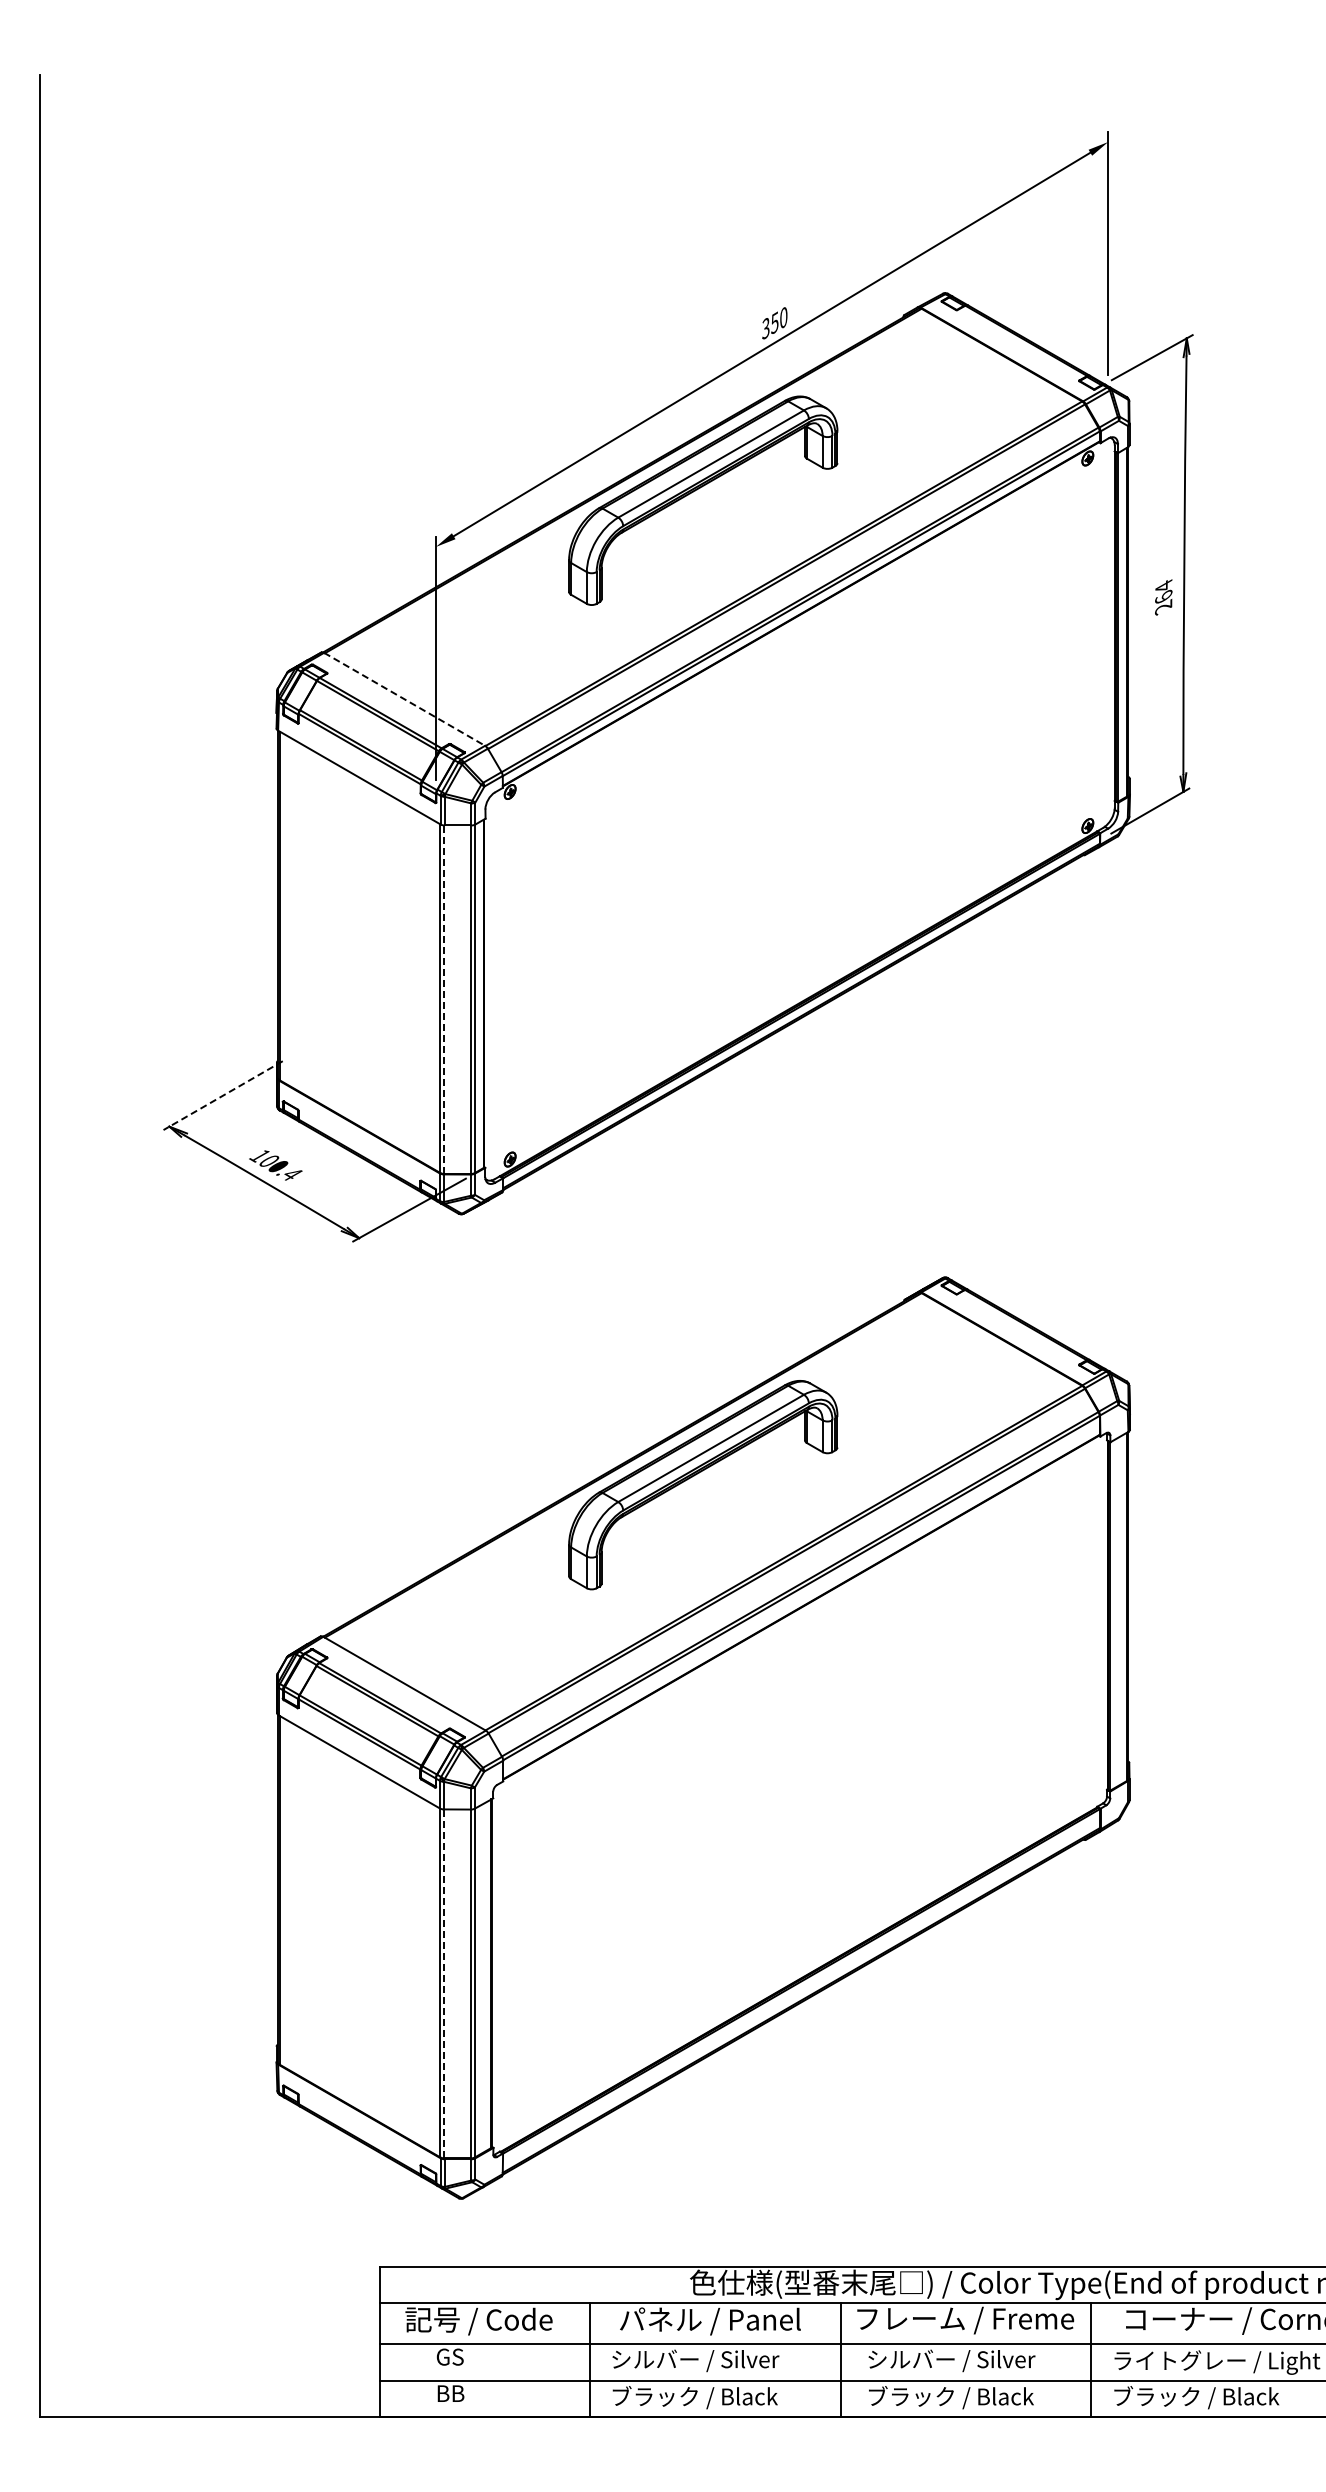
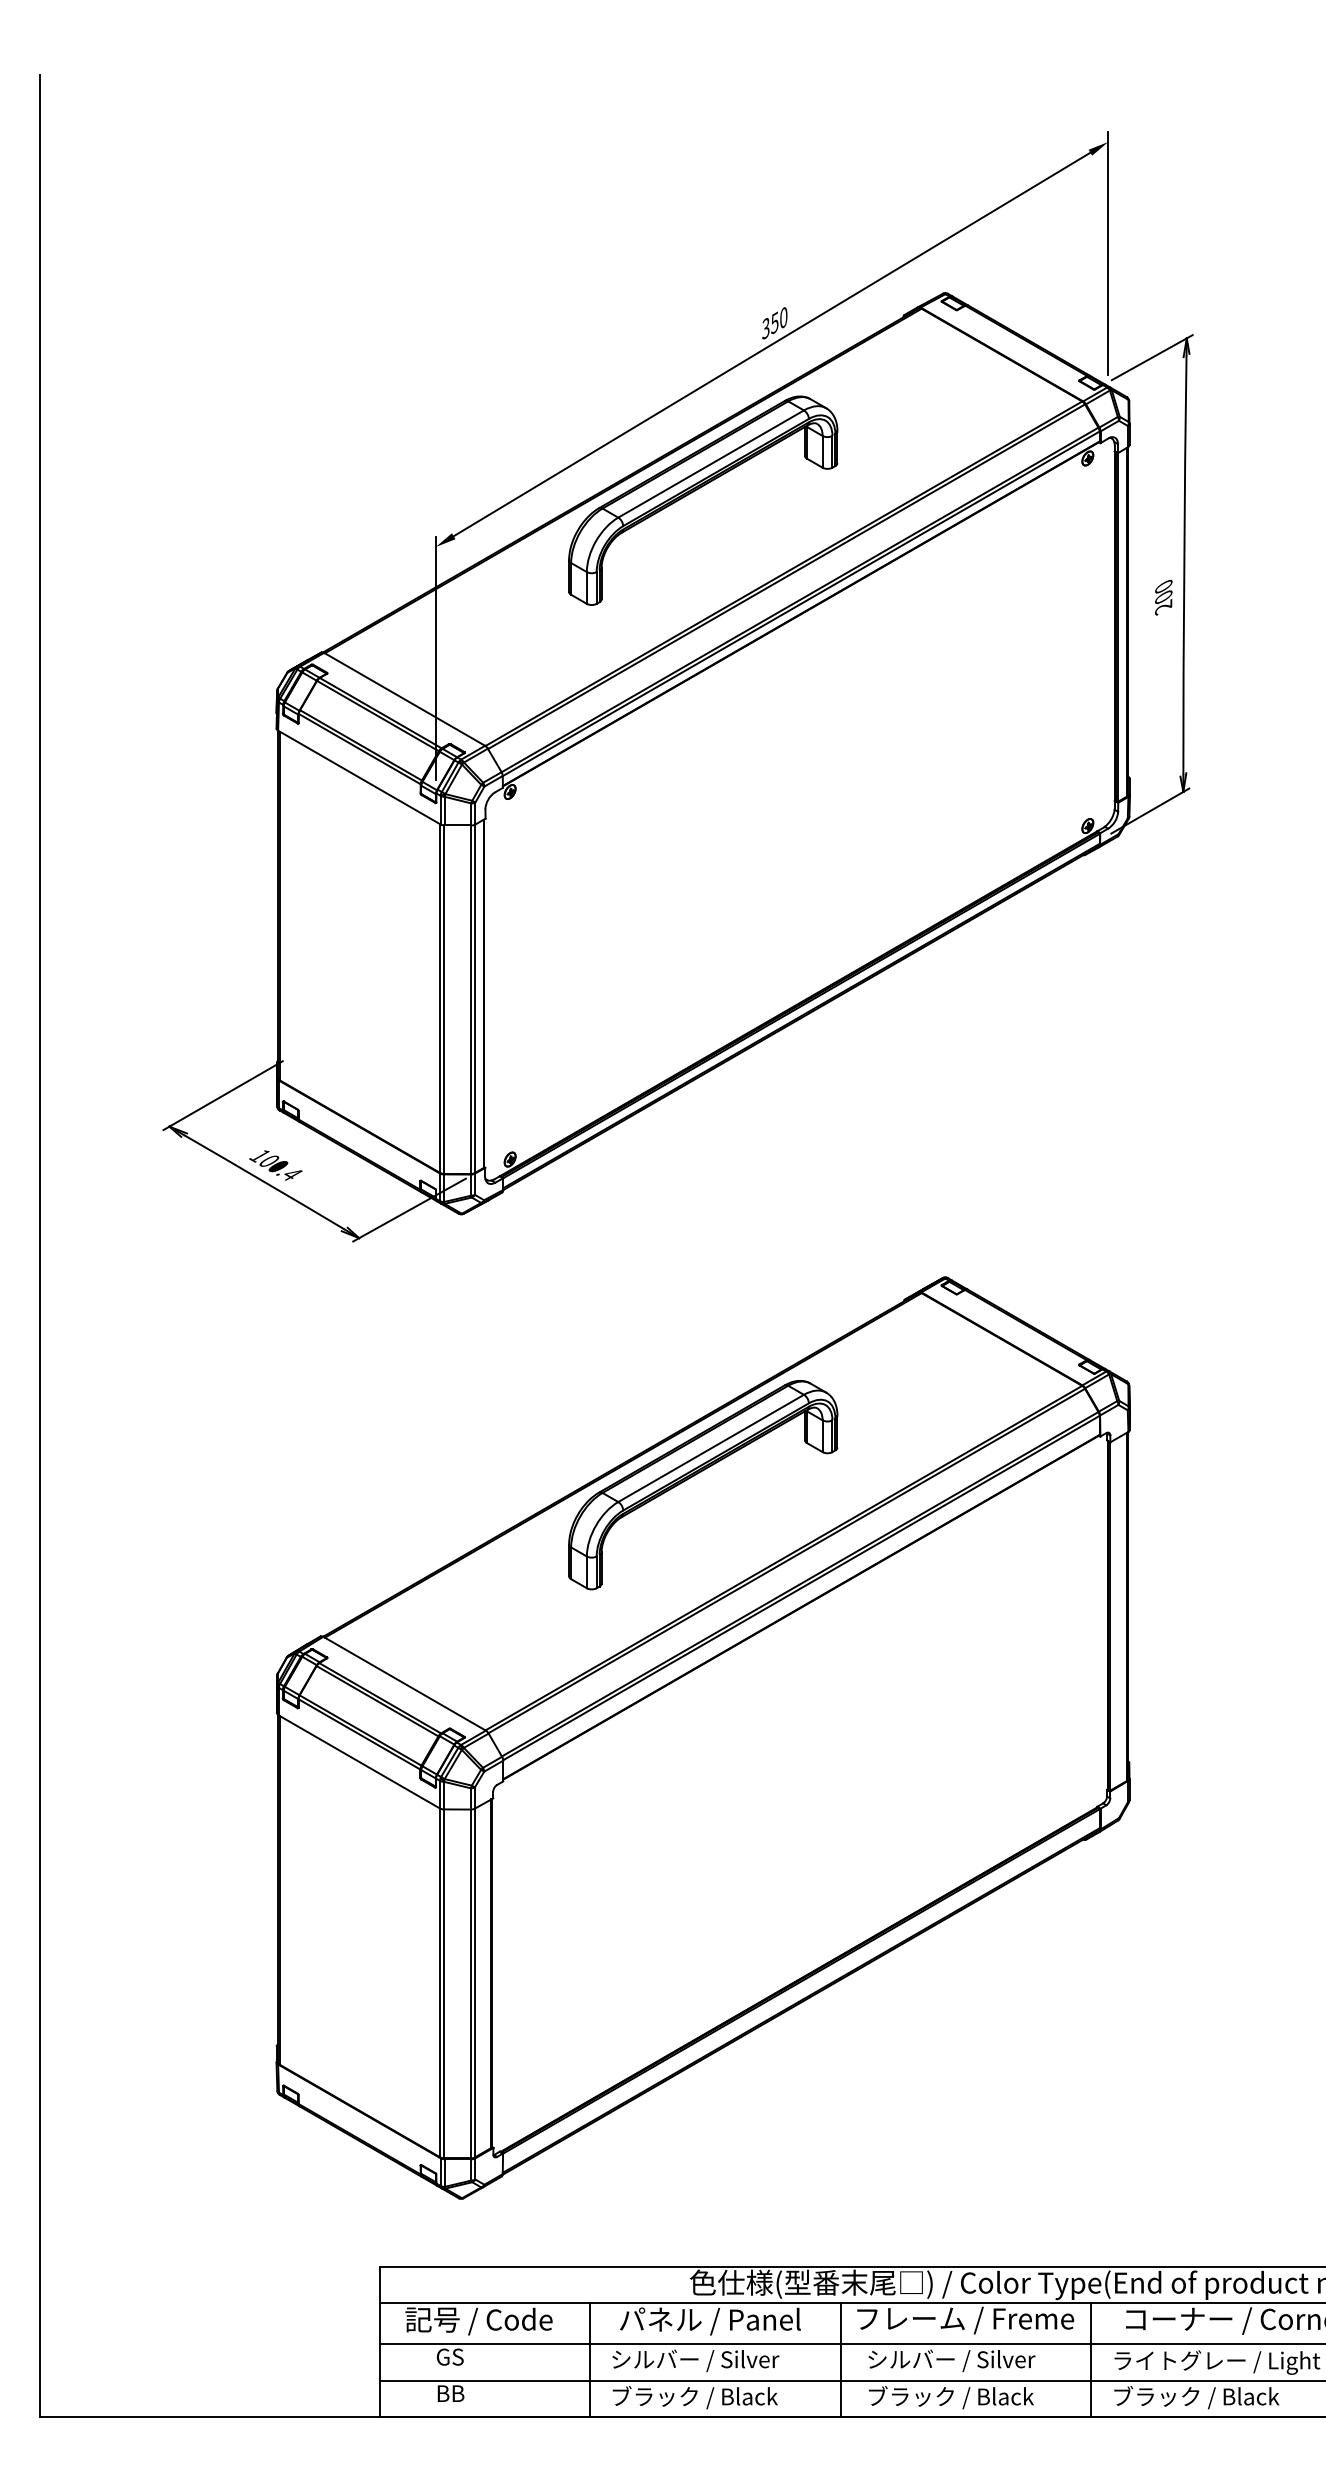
text: 264 -> 200 (1163, 591)
line: dashed -> solid (404, 699)
line: dashed -> solid (444, 999)
line: dashed -> solid (223, 1095)
line: dashed -> solid (444, 1983)
